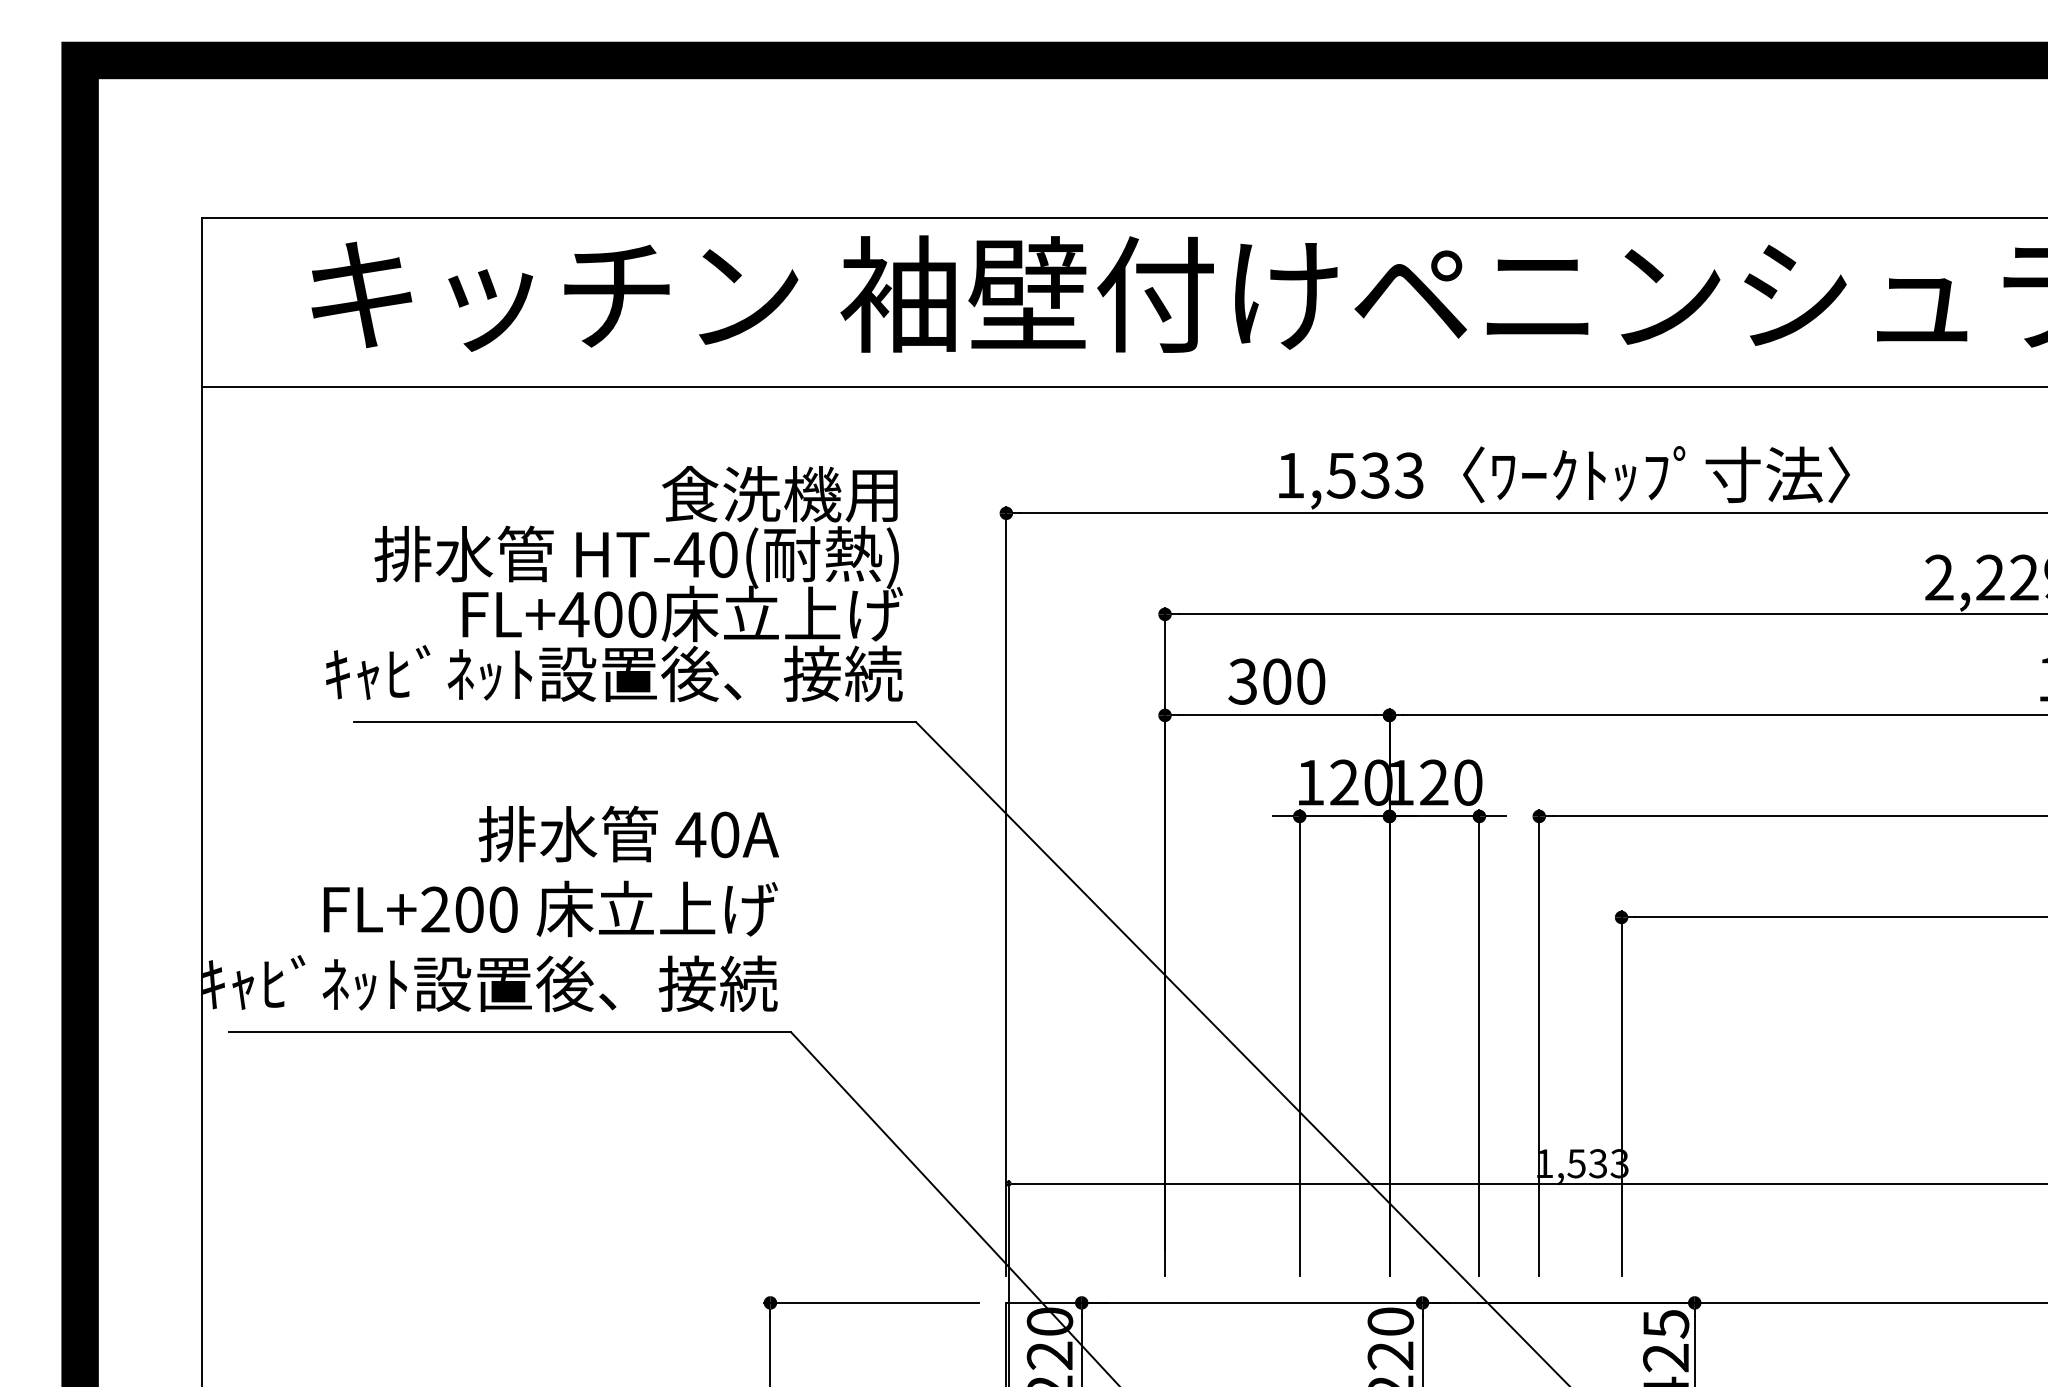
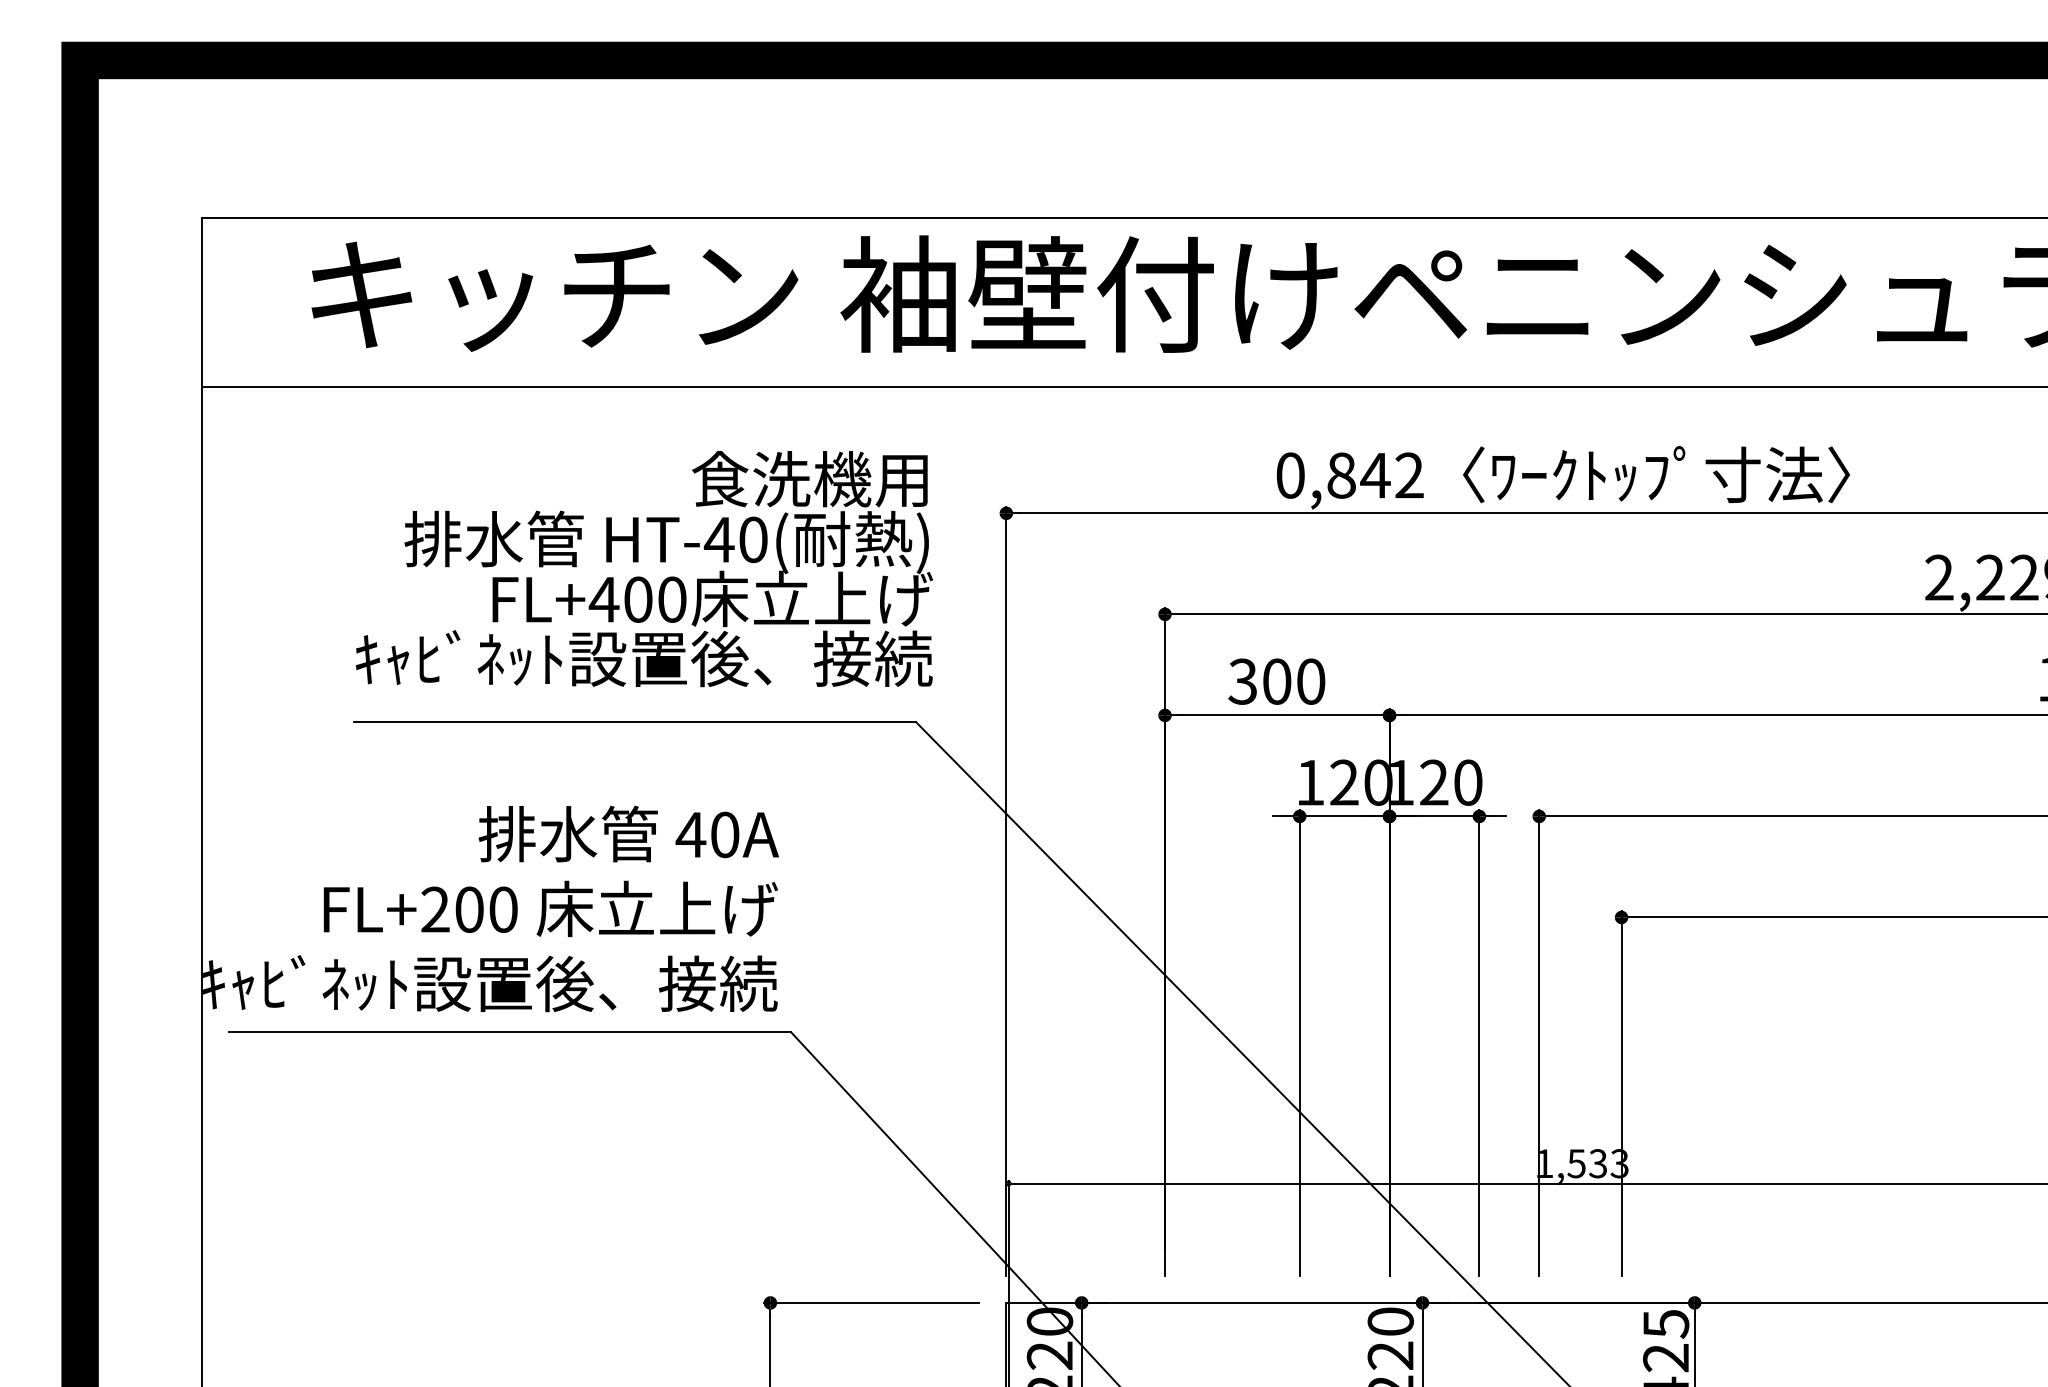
text: 1,533 -> 0,842 (1349, 475)
text position: (614, 584) -> (644, 569) (644, 569)
